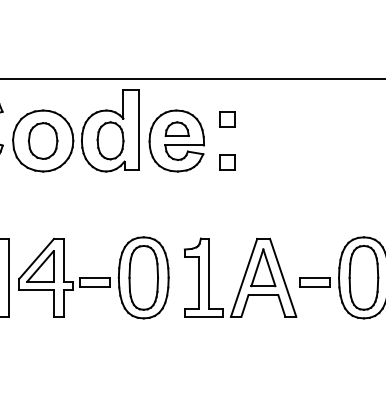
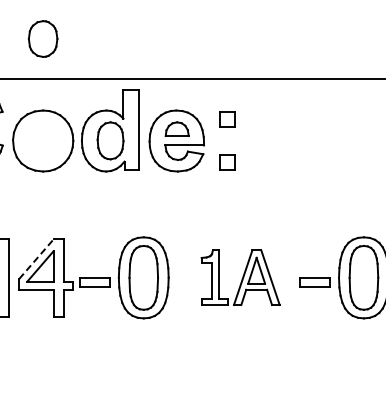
part position: (42, 140) -> (42, 38) (42, 38)
line: solid -> dashed (36, 258)
part size: 114x81 px -> 81x57 px (240, 277)
